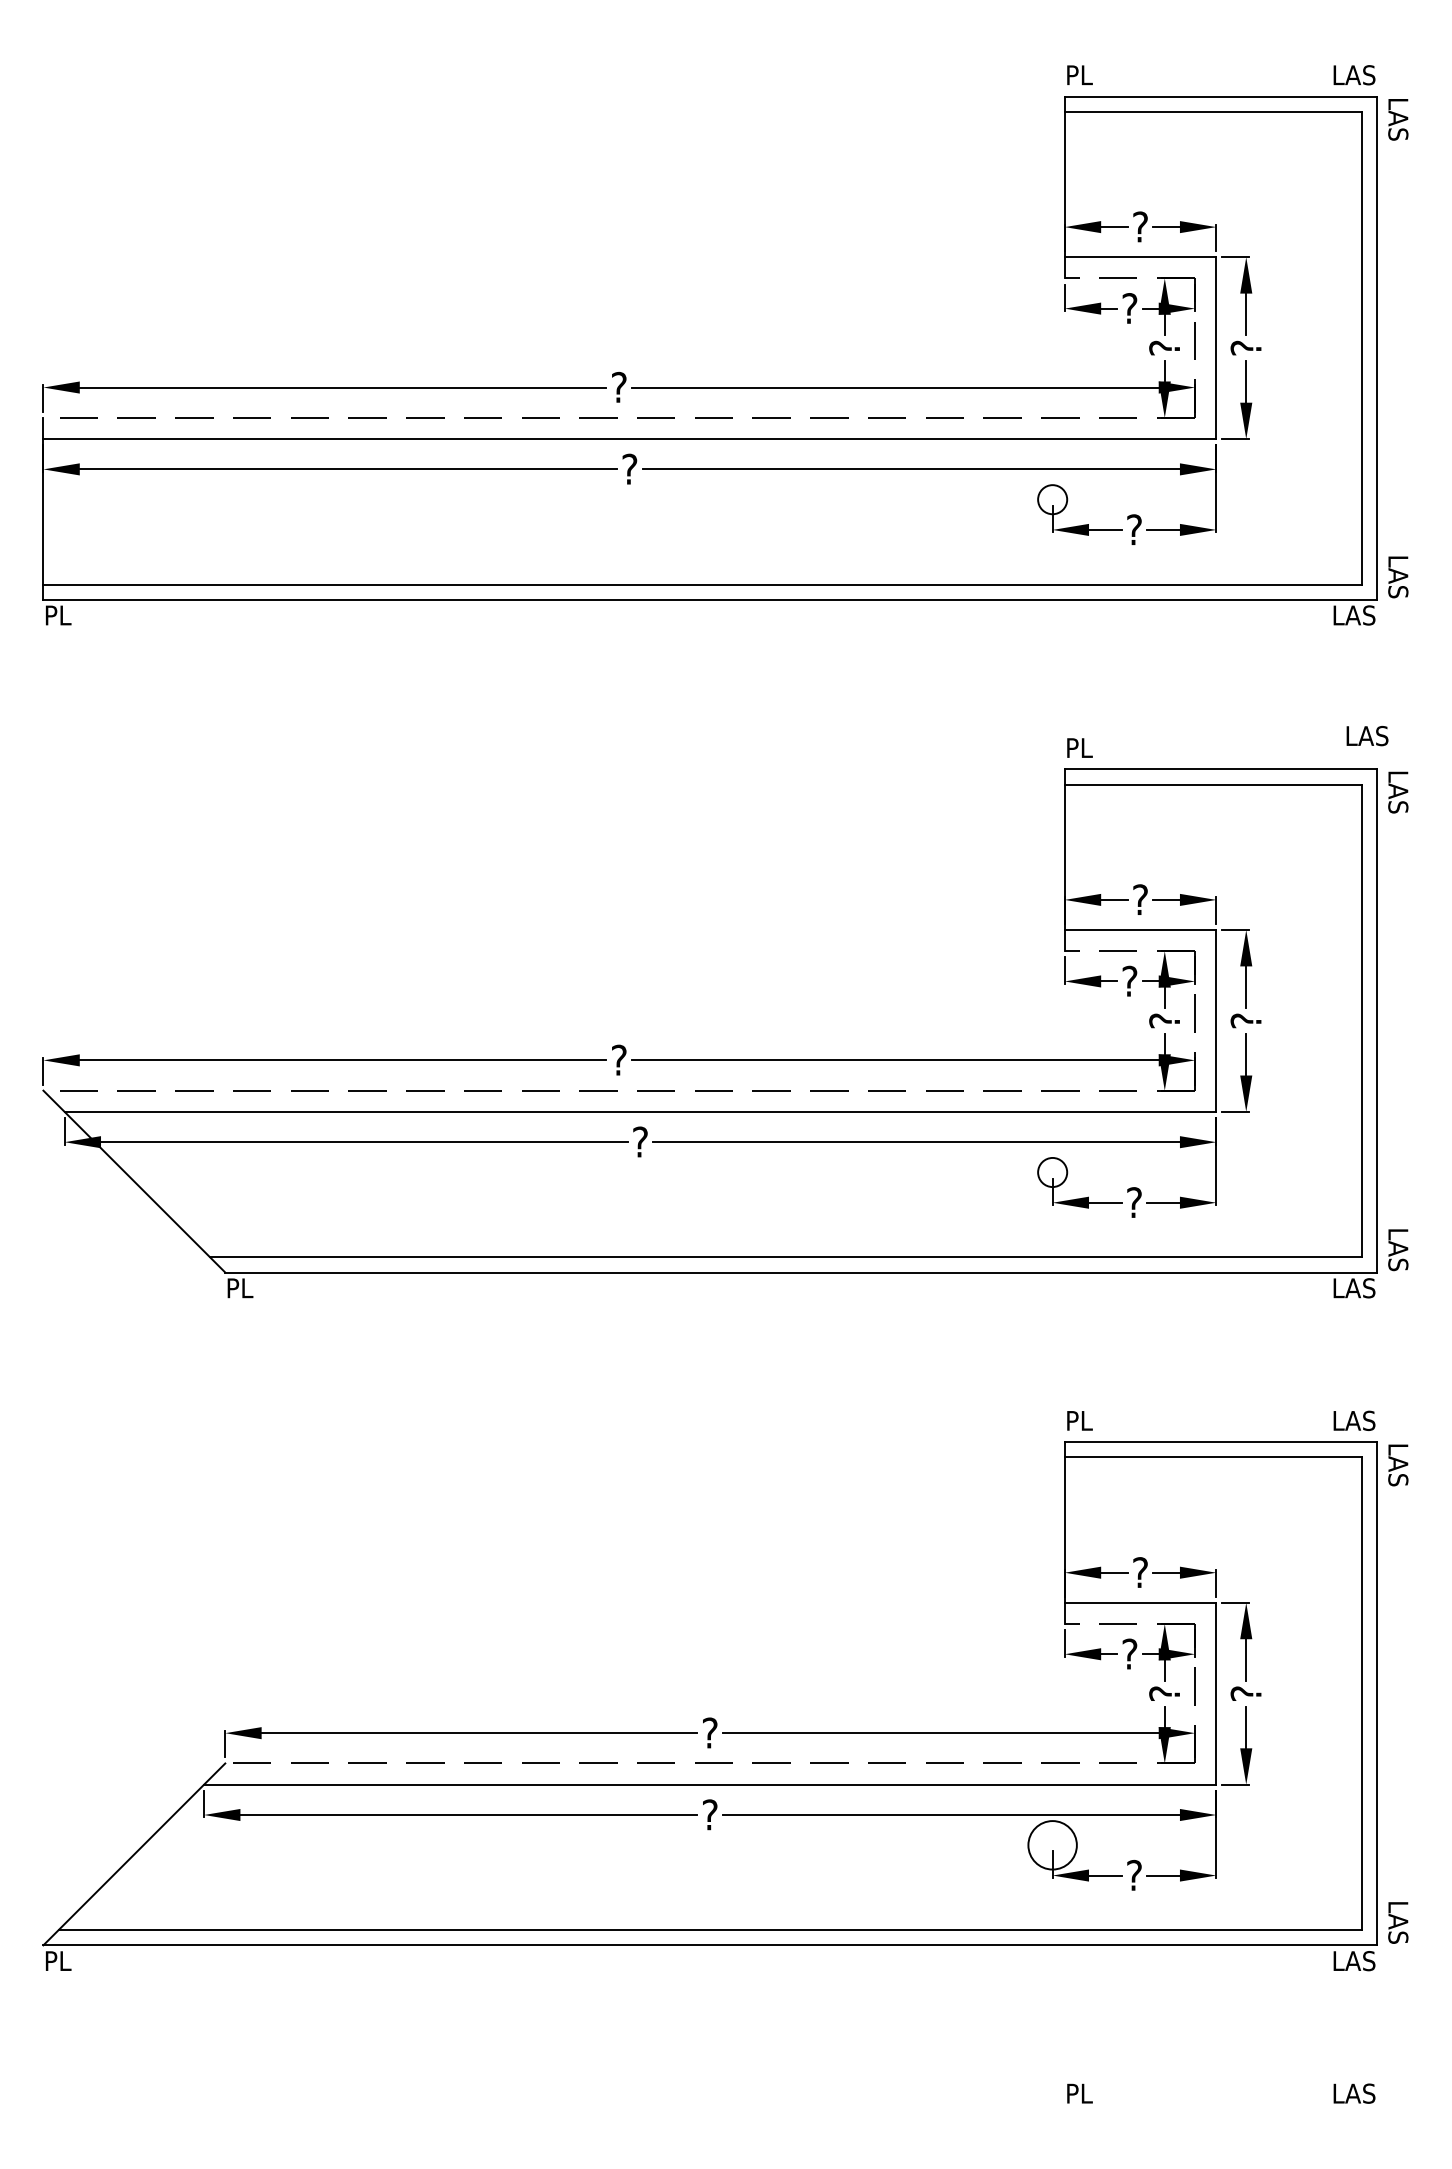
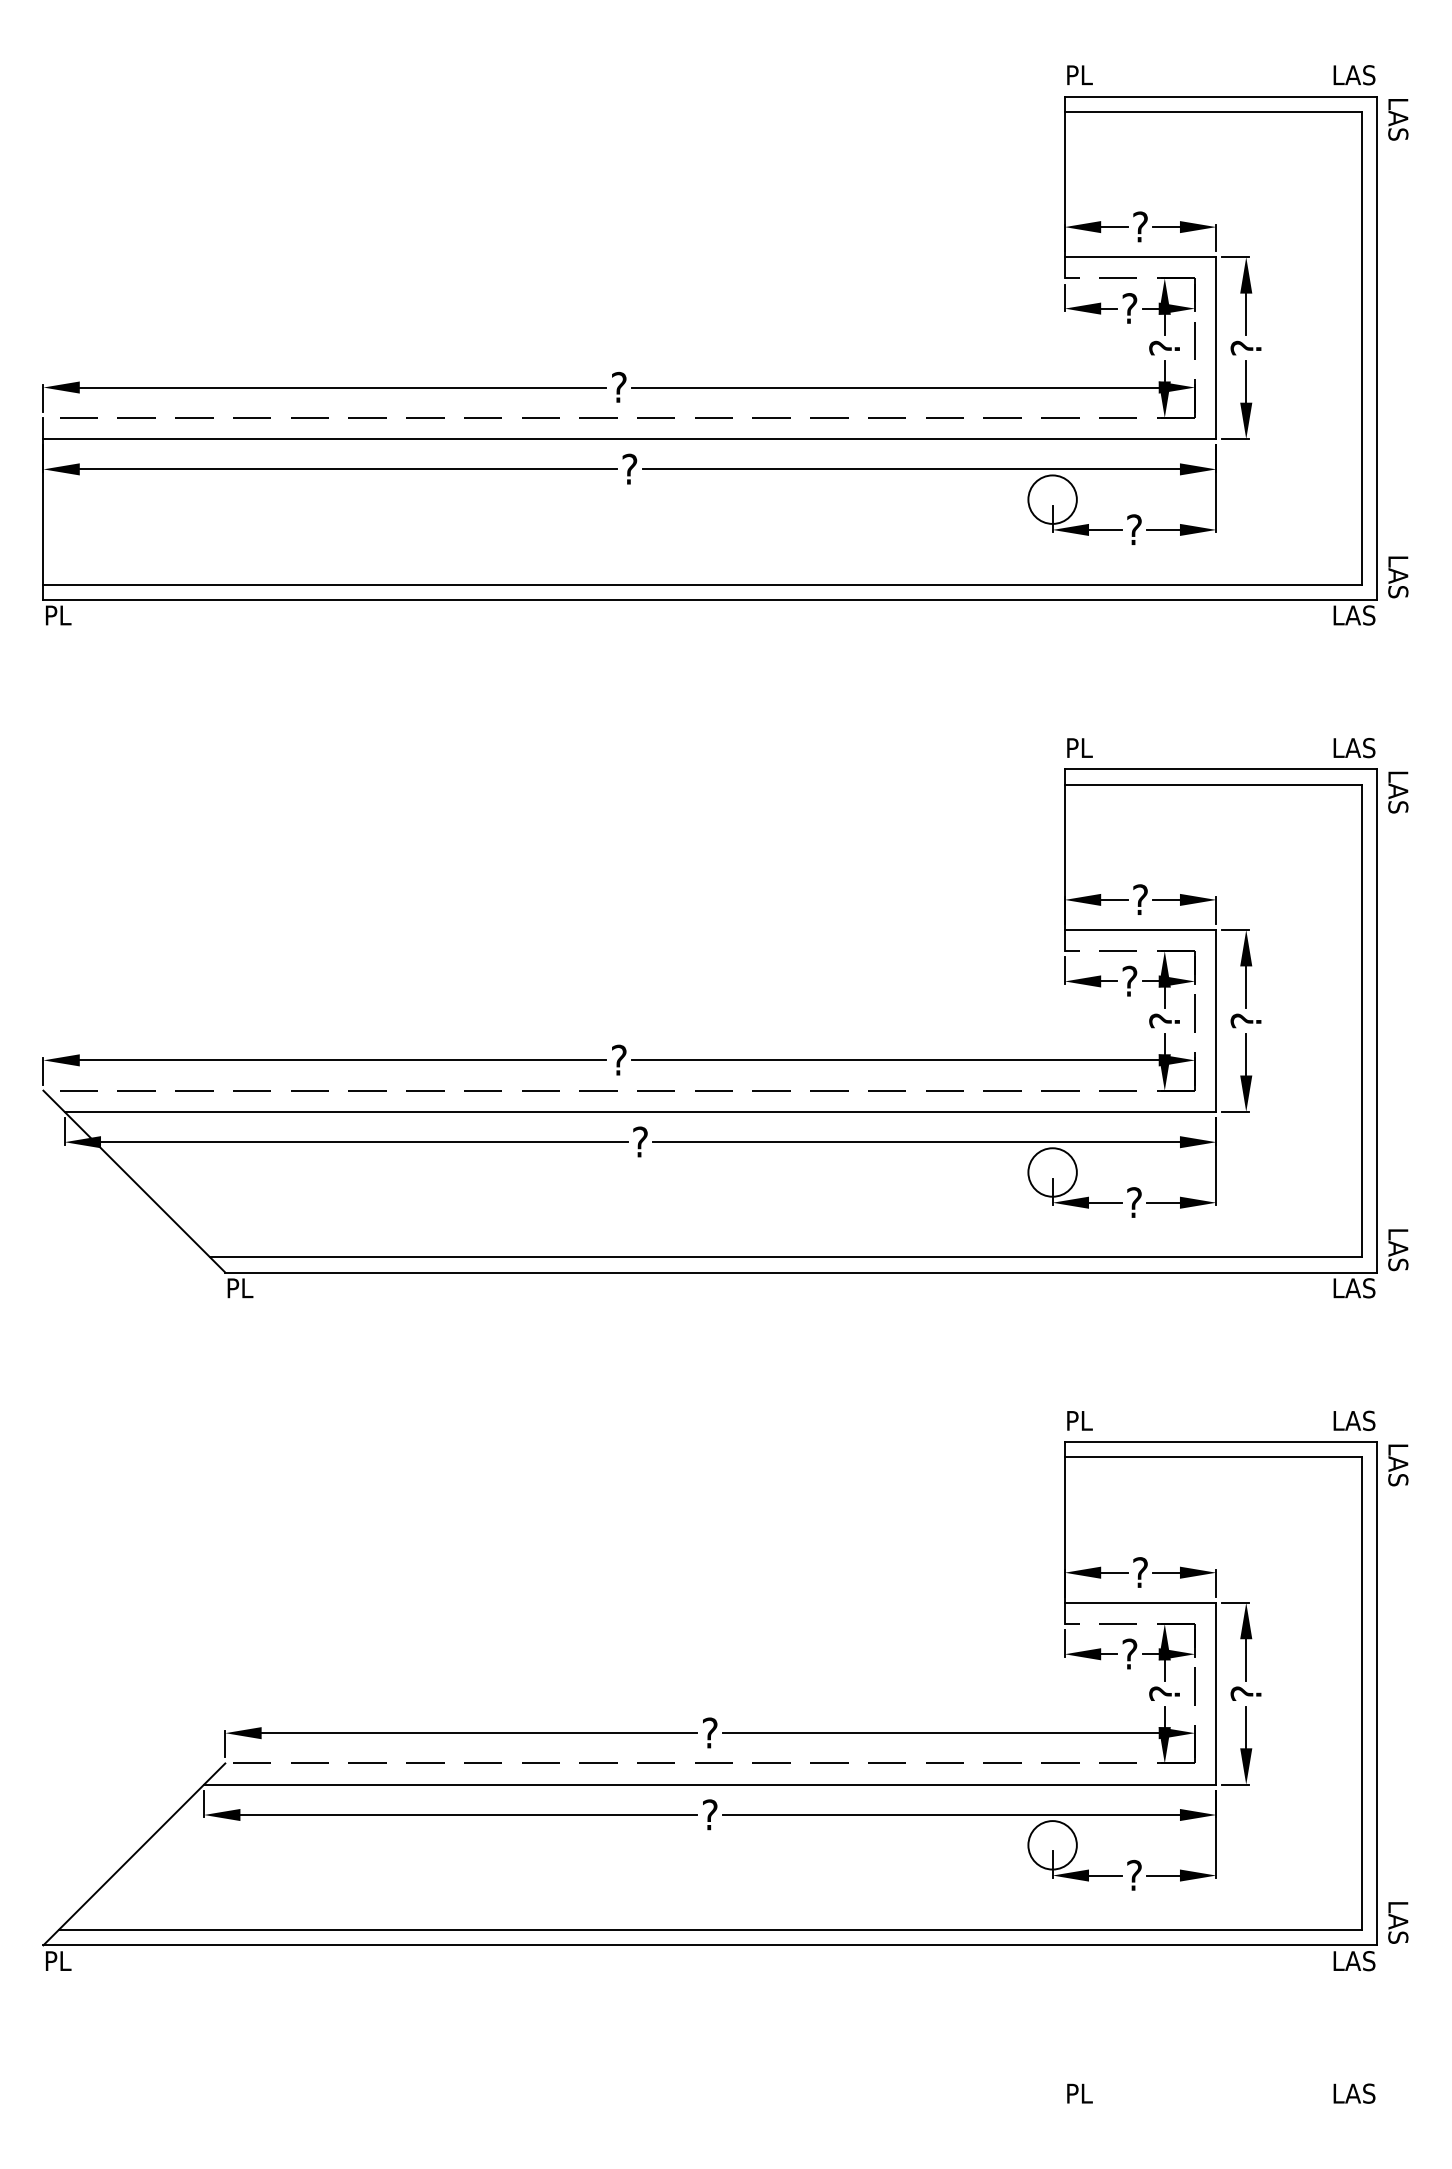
circle diameter: 29 px -> 48 px (1052, 499)
text position: (1367, 736) -> (1354, 748) (1354, 748)
circle diameter: 29 px -> 48 px (1052, 1172)
